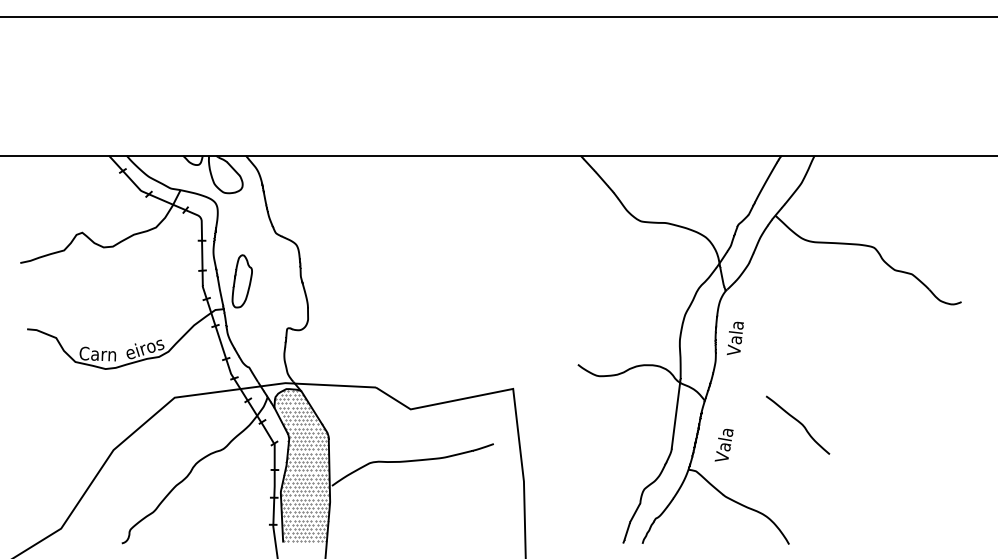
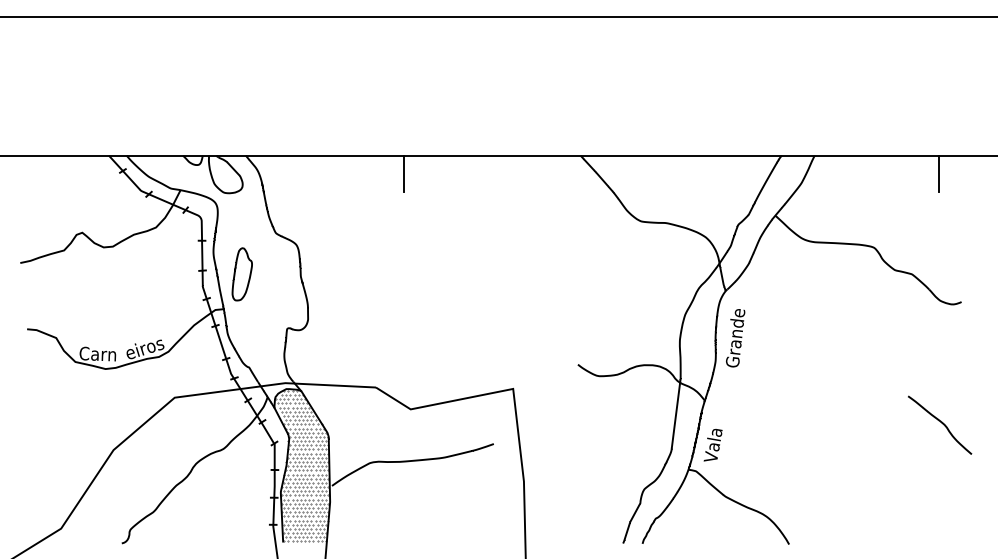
line: none -> present (404, 173)
line: none -> present (939, 173)
part position: (241, 281) -> (241, 274) (241, 274)
text: Vala -> Grande (735, 338)
curve position: (799, 423) -> (941, 423) (941, 423)
text position: (723, 445) -> (712, 445) (712, 445)
